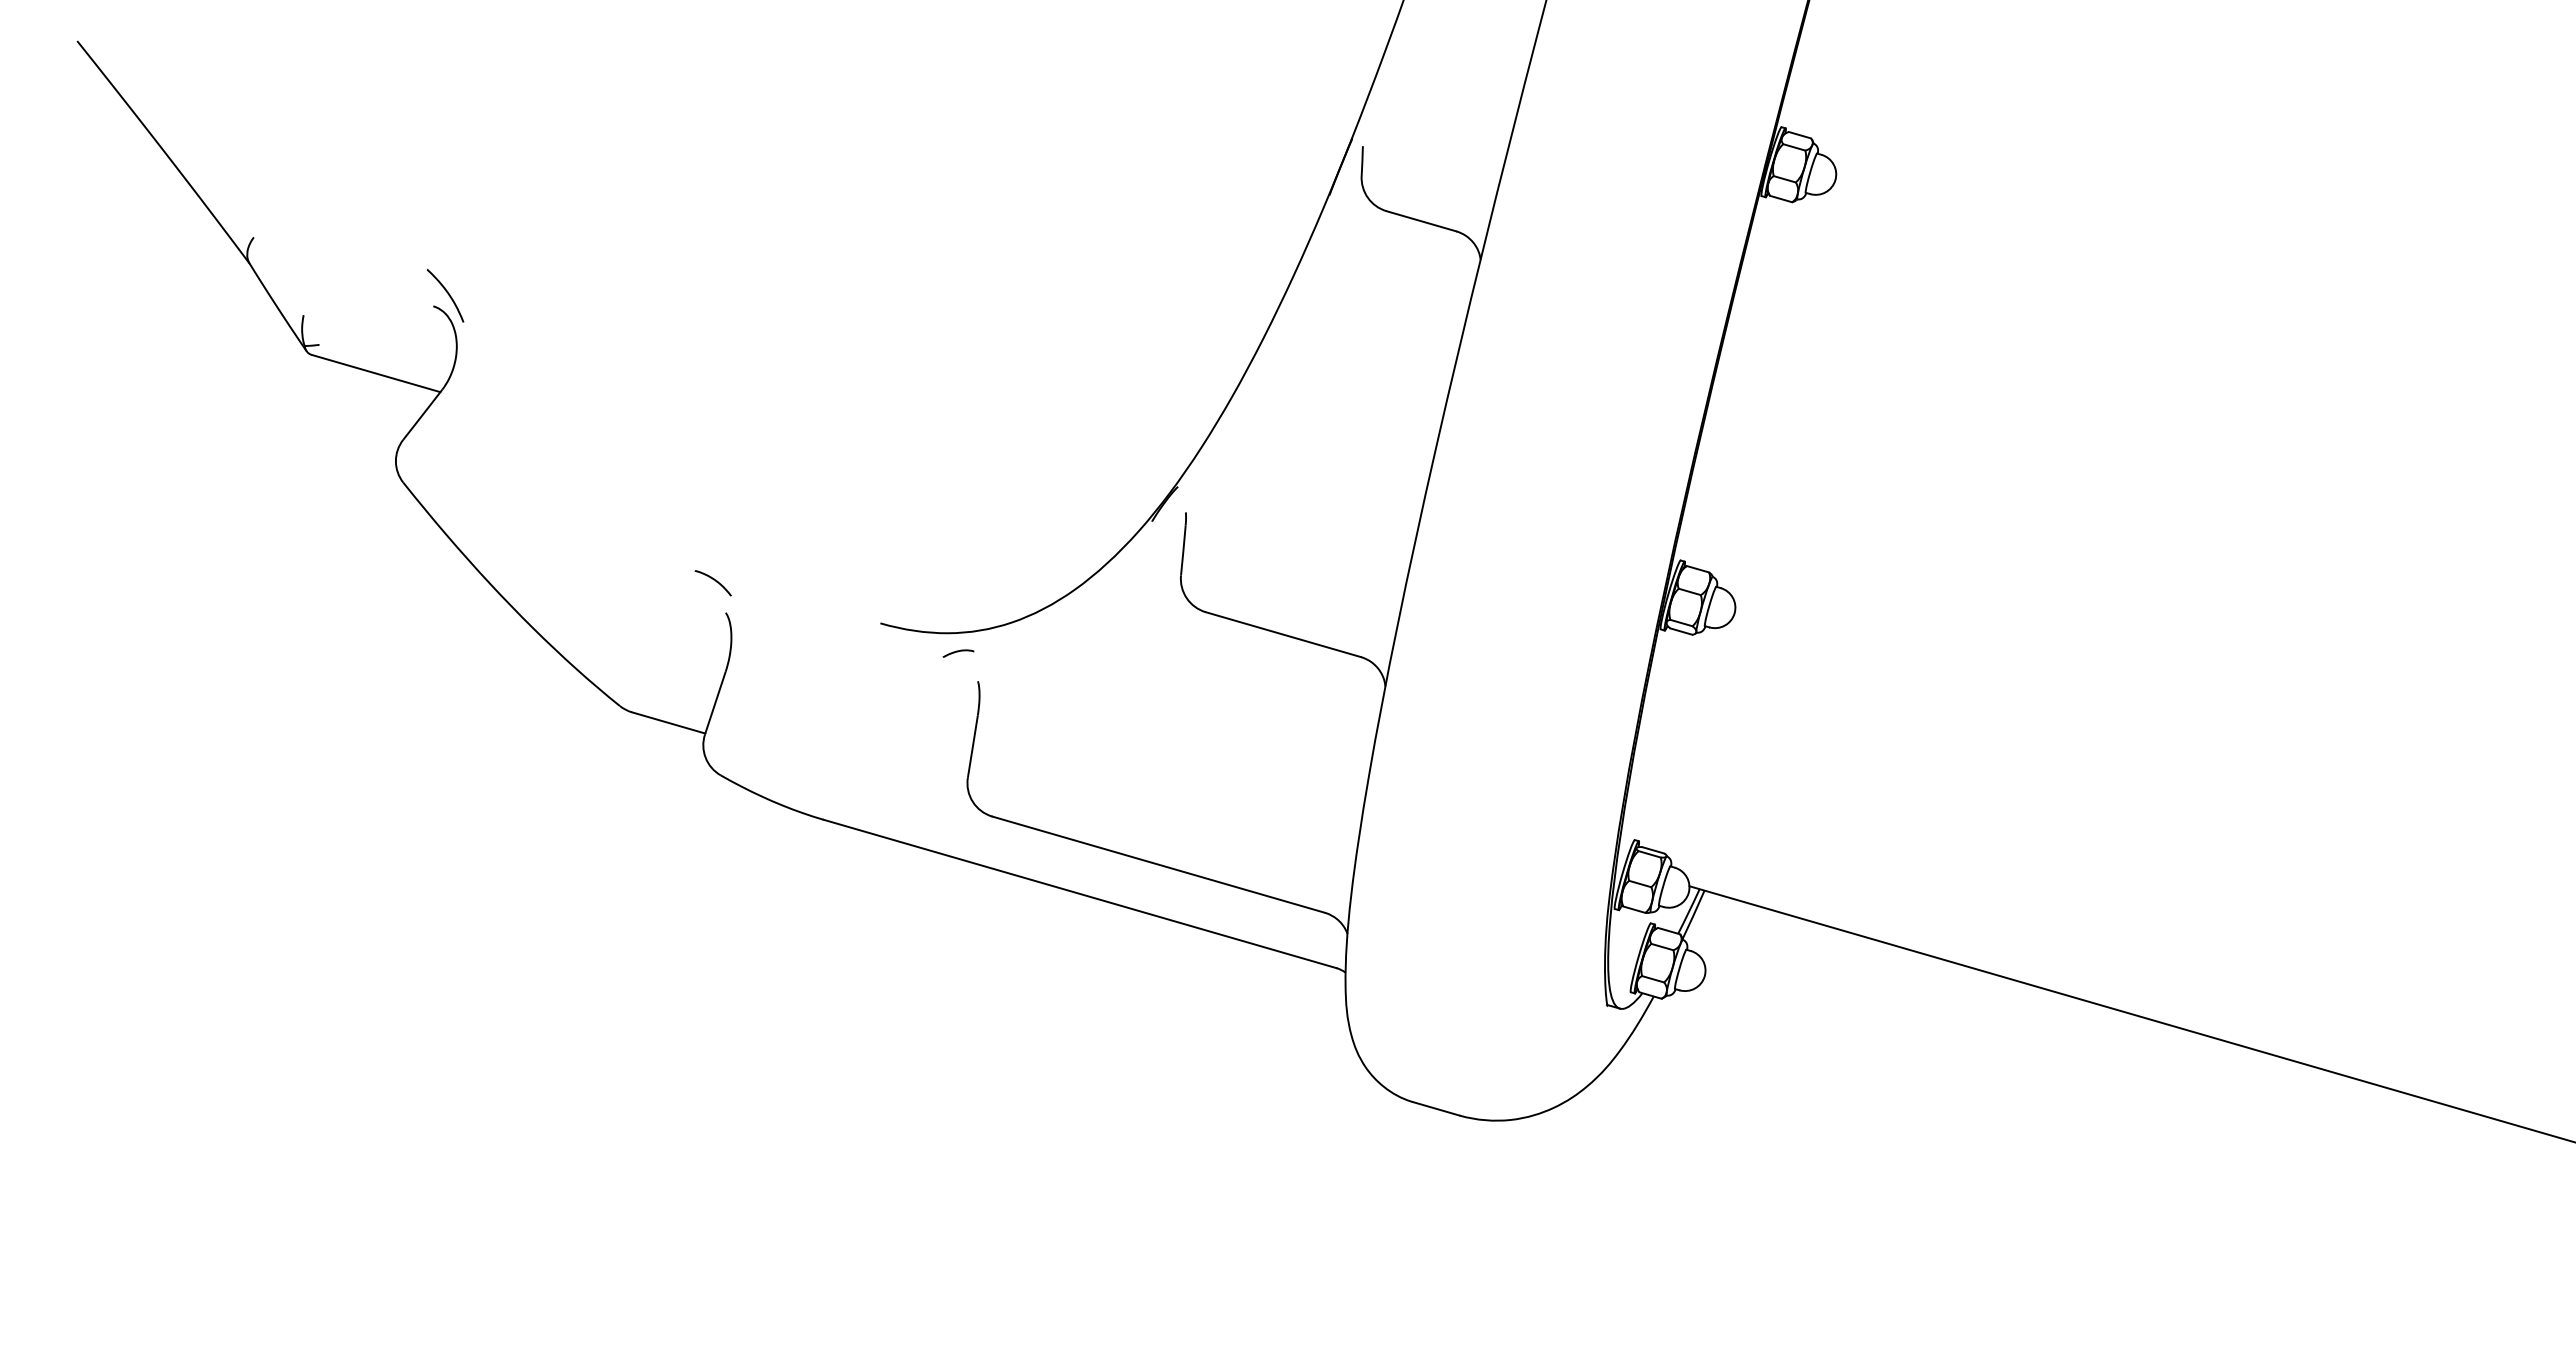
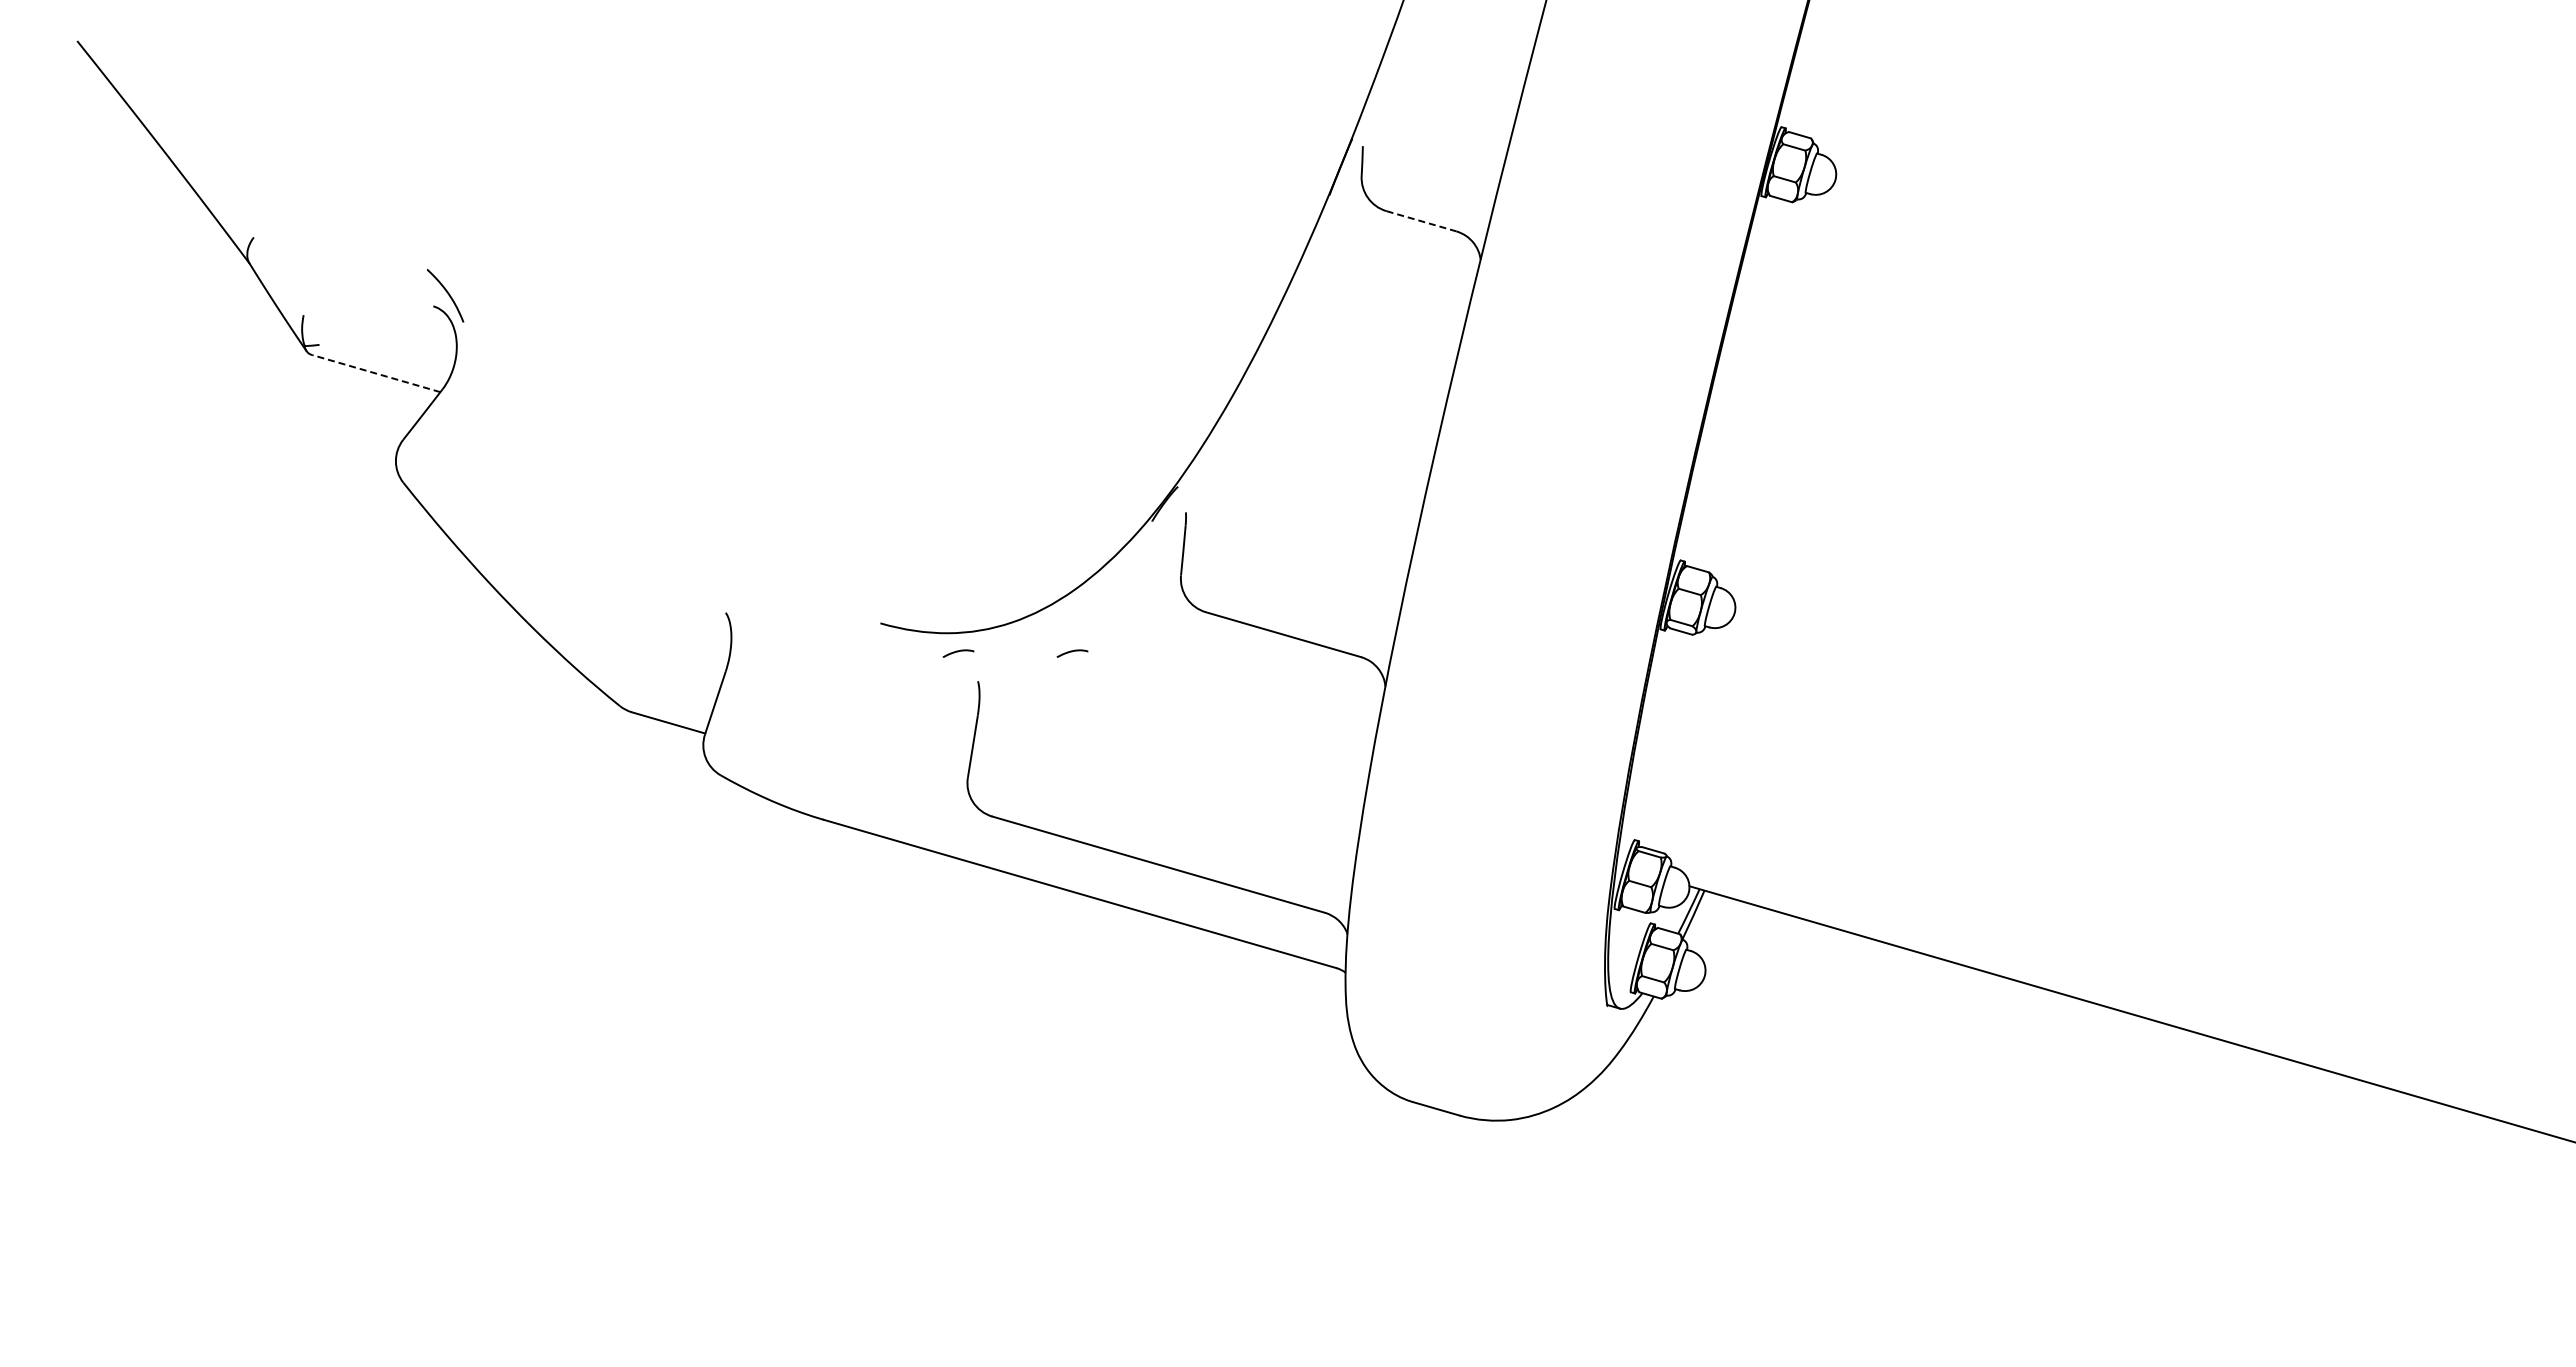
line: solid -> dashed (1421, 221)
line: solid -> dashed (376, 373)
curve: present -> none (713, 580)
curve: none -> present (1072, 652)
